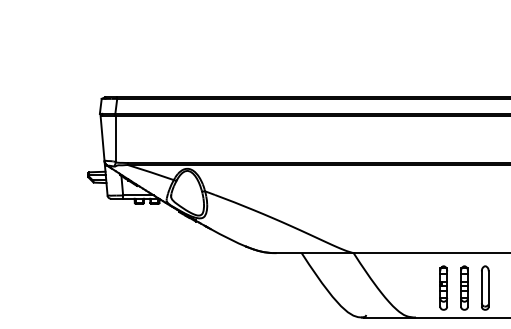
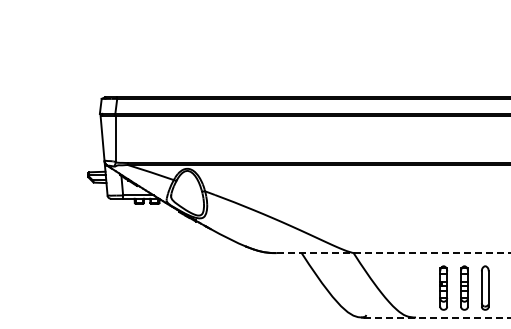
line: solid -> dashed (393, 253)
line: solid -> dashed (437, 317)
